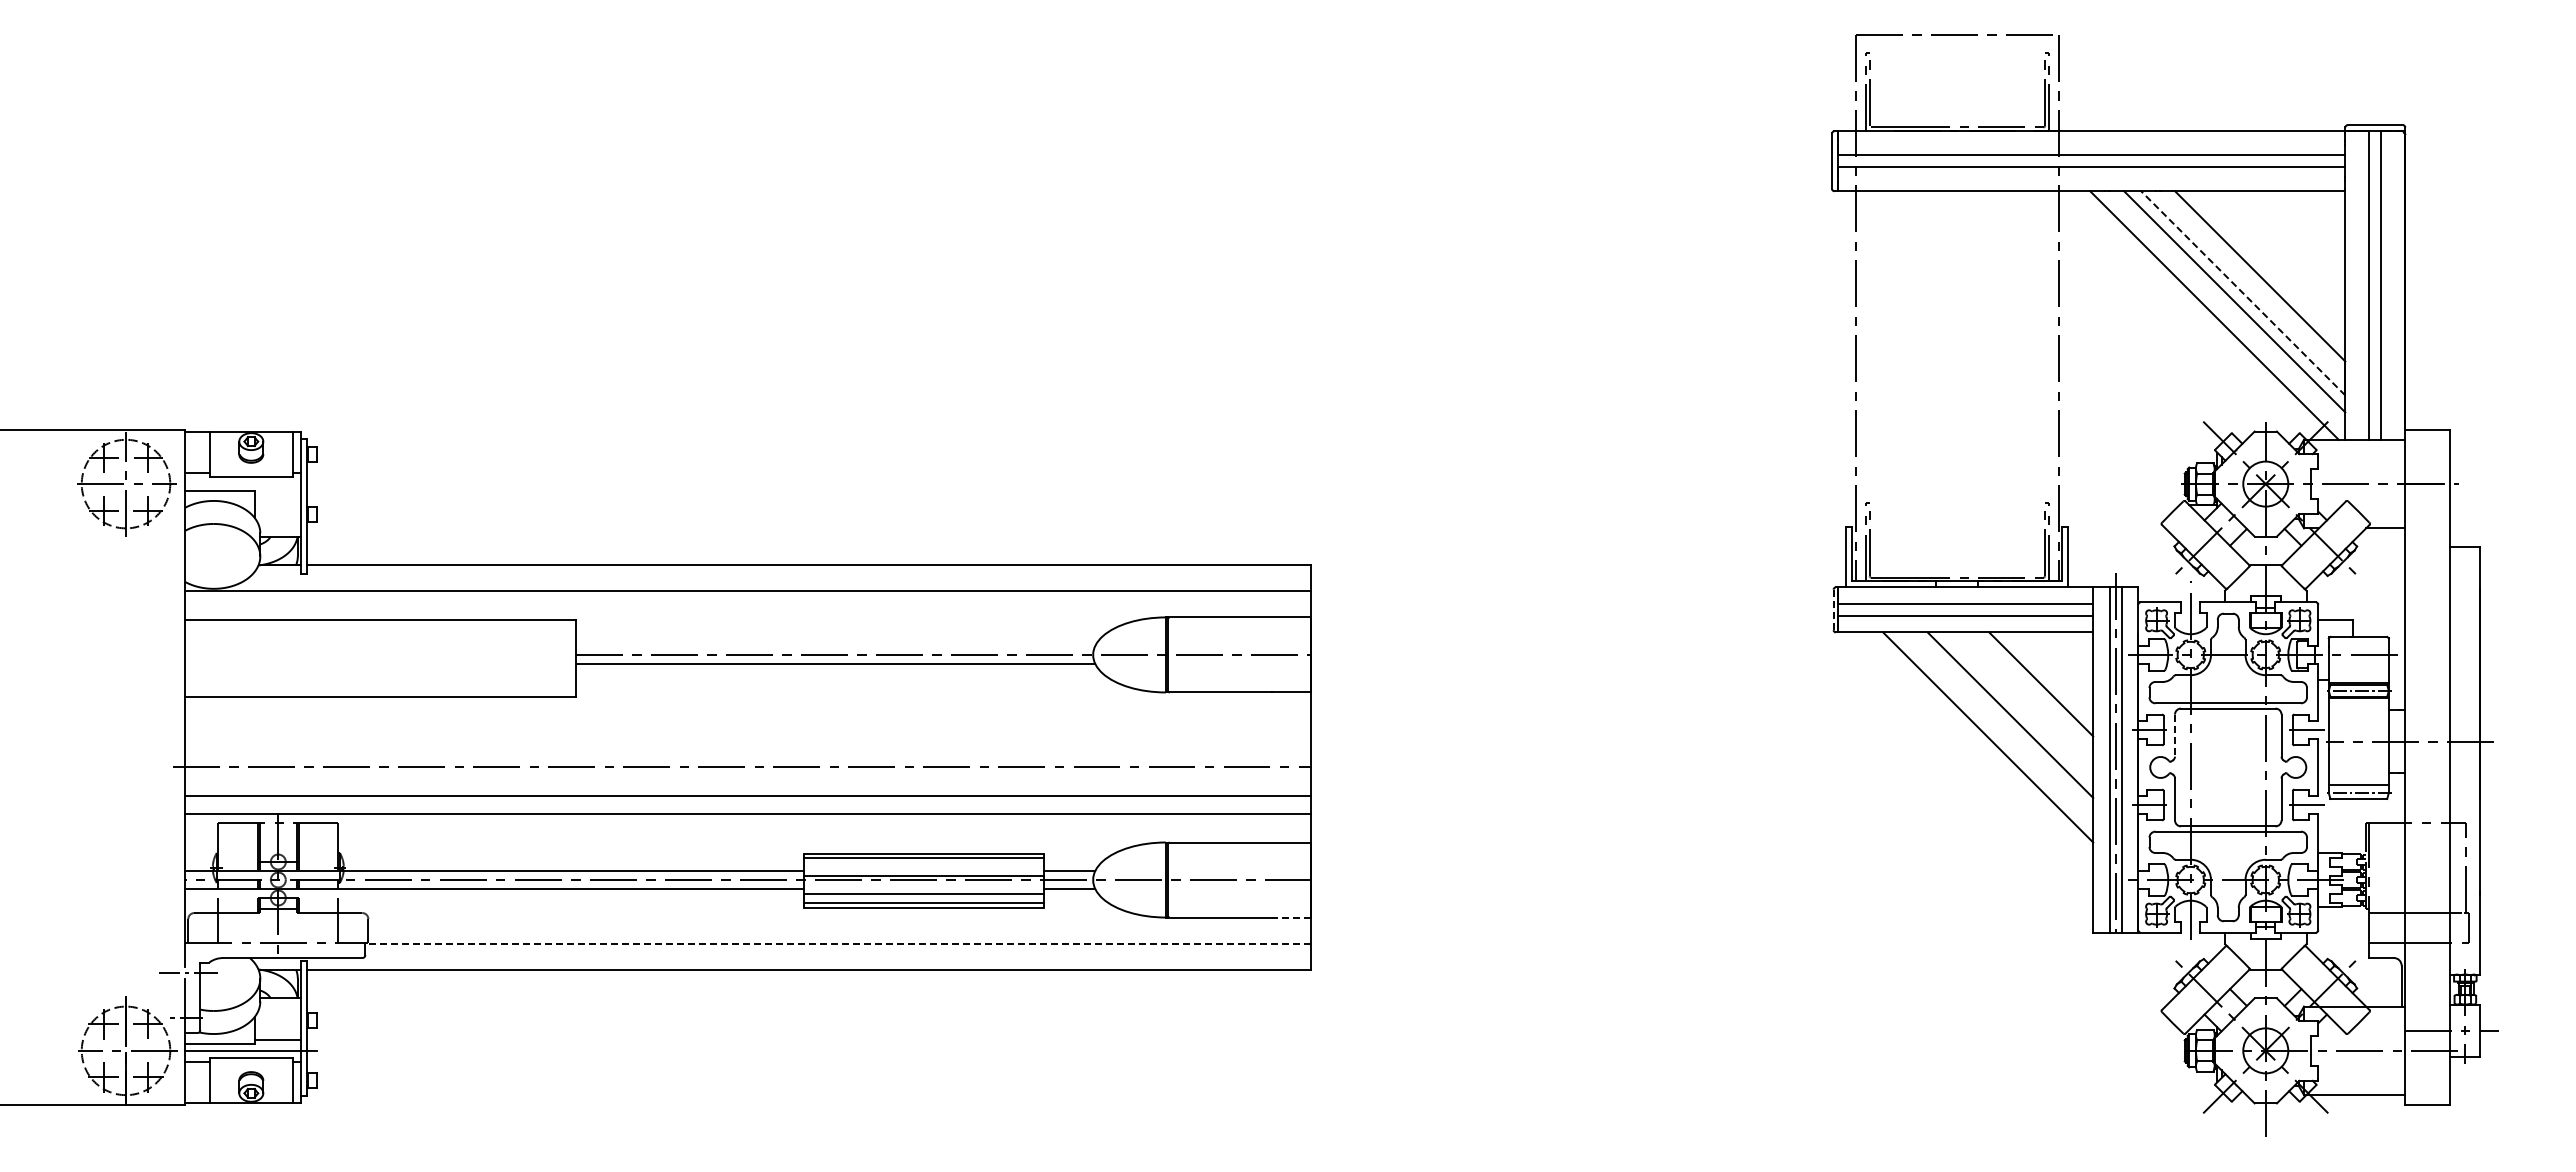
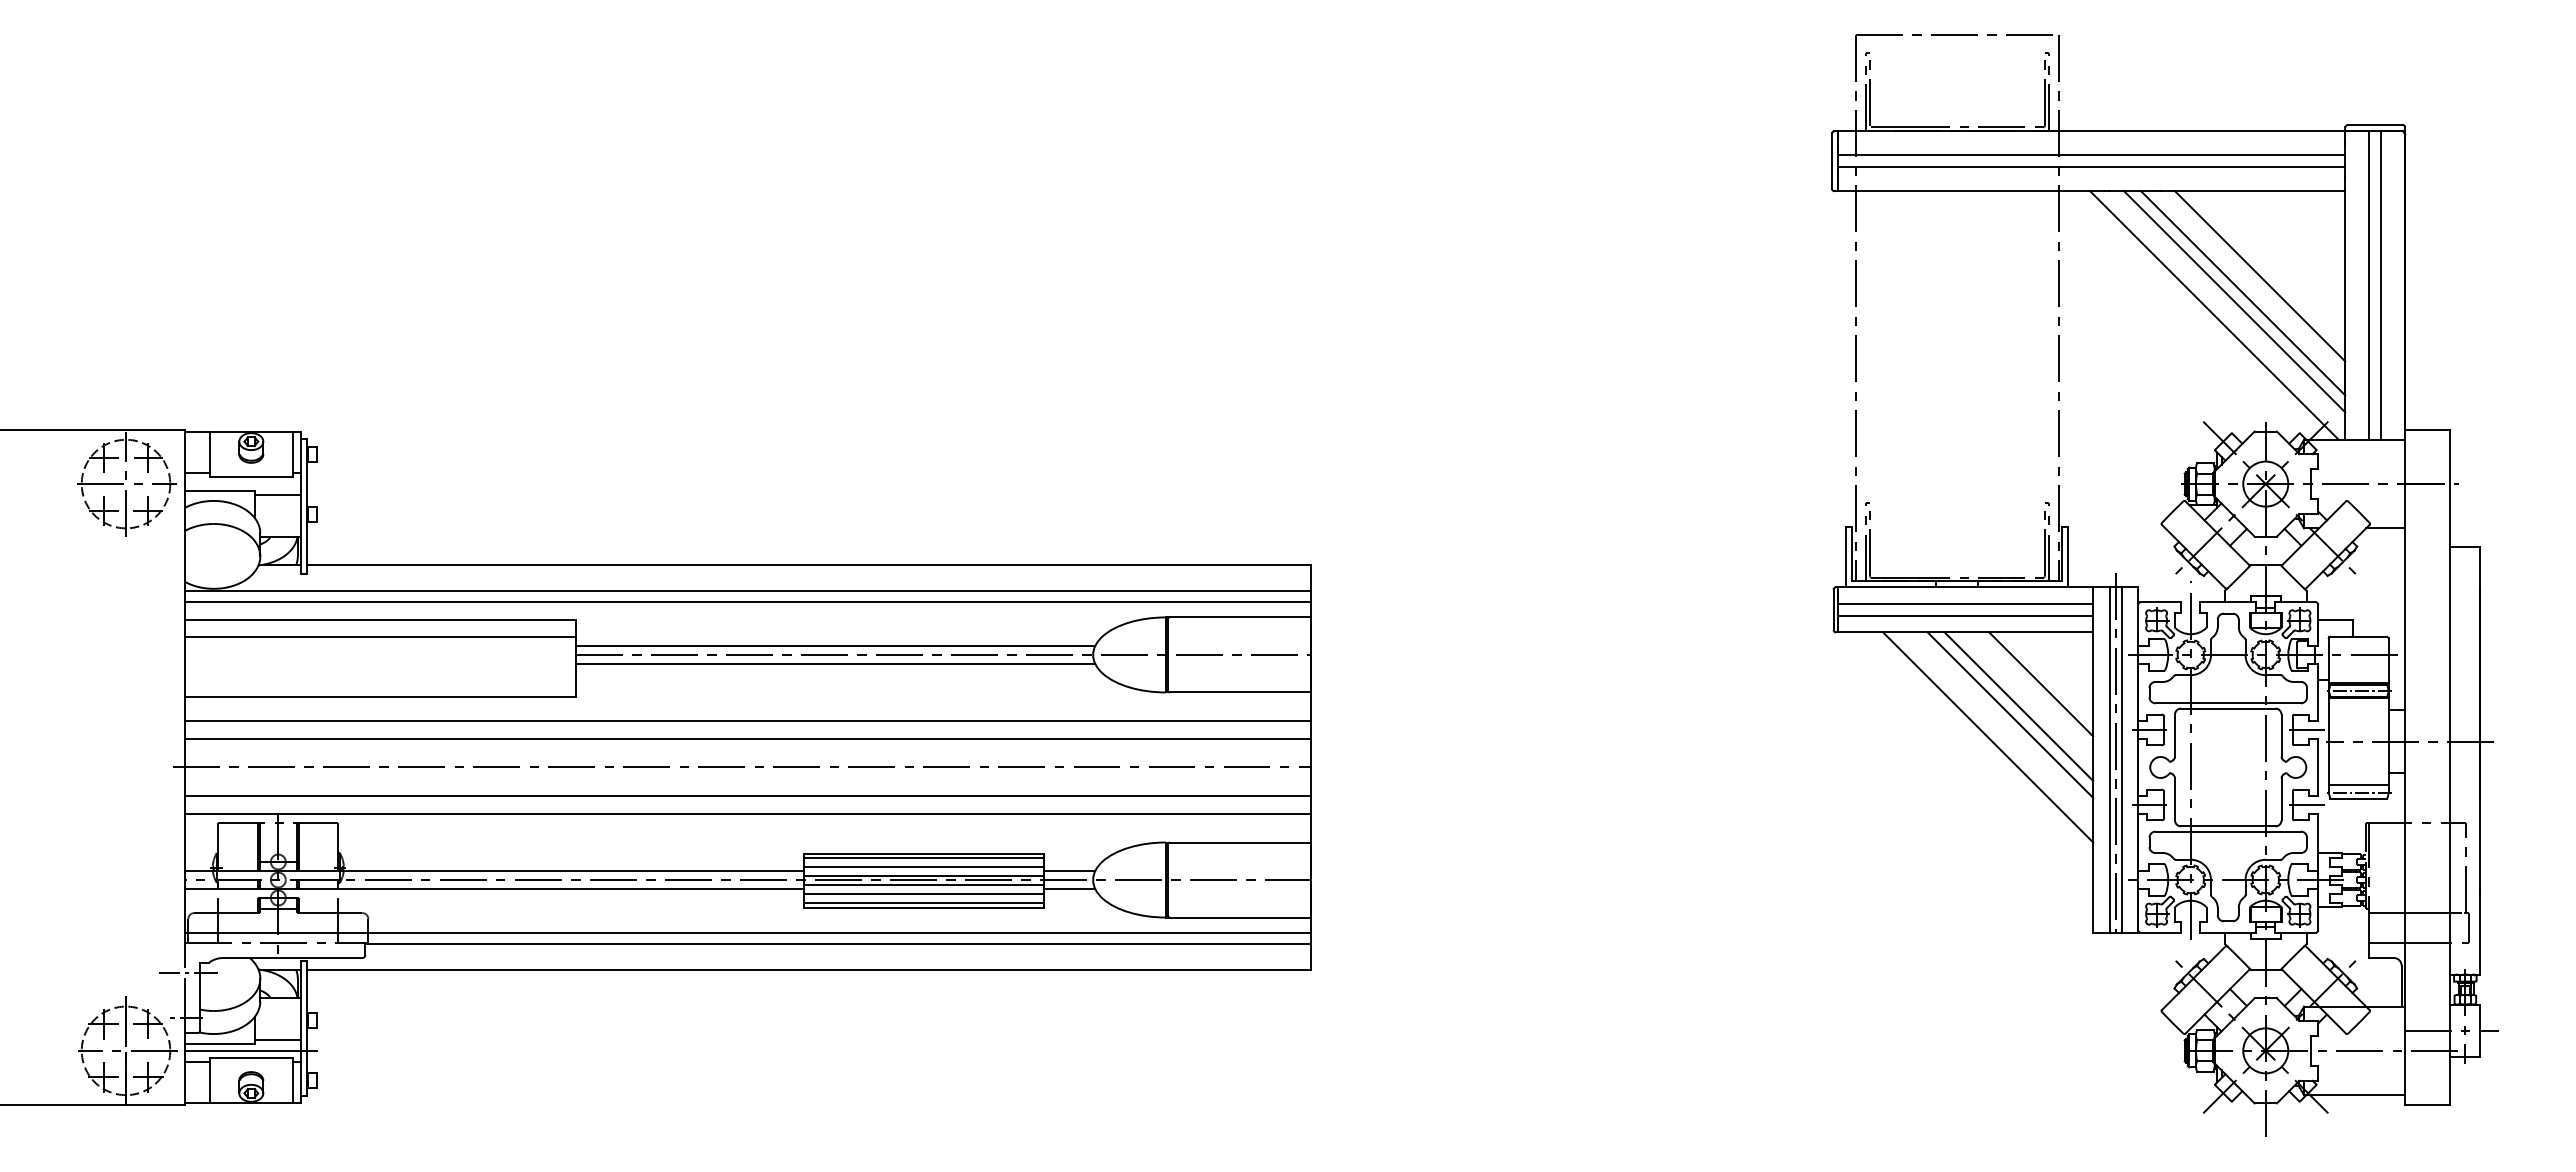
line: dashed -> solid (2242, 292)
line: none -> present (277, 495)
line: none -> present (747, 602)
line: dashed -> solid (1833, 610)
line: none -> present (380, 636)
line: none -> present (835, 645)
line: none -> present (2018, 706)
line: none -> present (747, 720)
line: dashed -> solid (2175, 736)
line: none -> present (747, 739)
line: none -> present (924, 867)
line: none -> present (924, 885)
line: dashed -> solid (1291, 917)
line: none -> present (747, 932)
line: dashed -> solid (838, 943)
